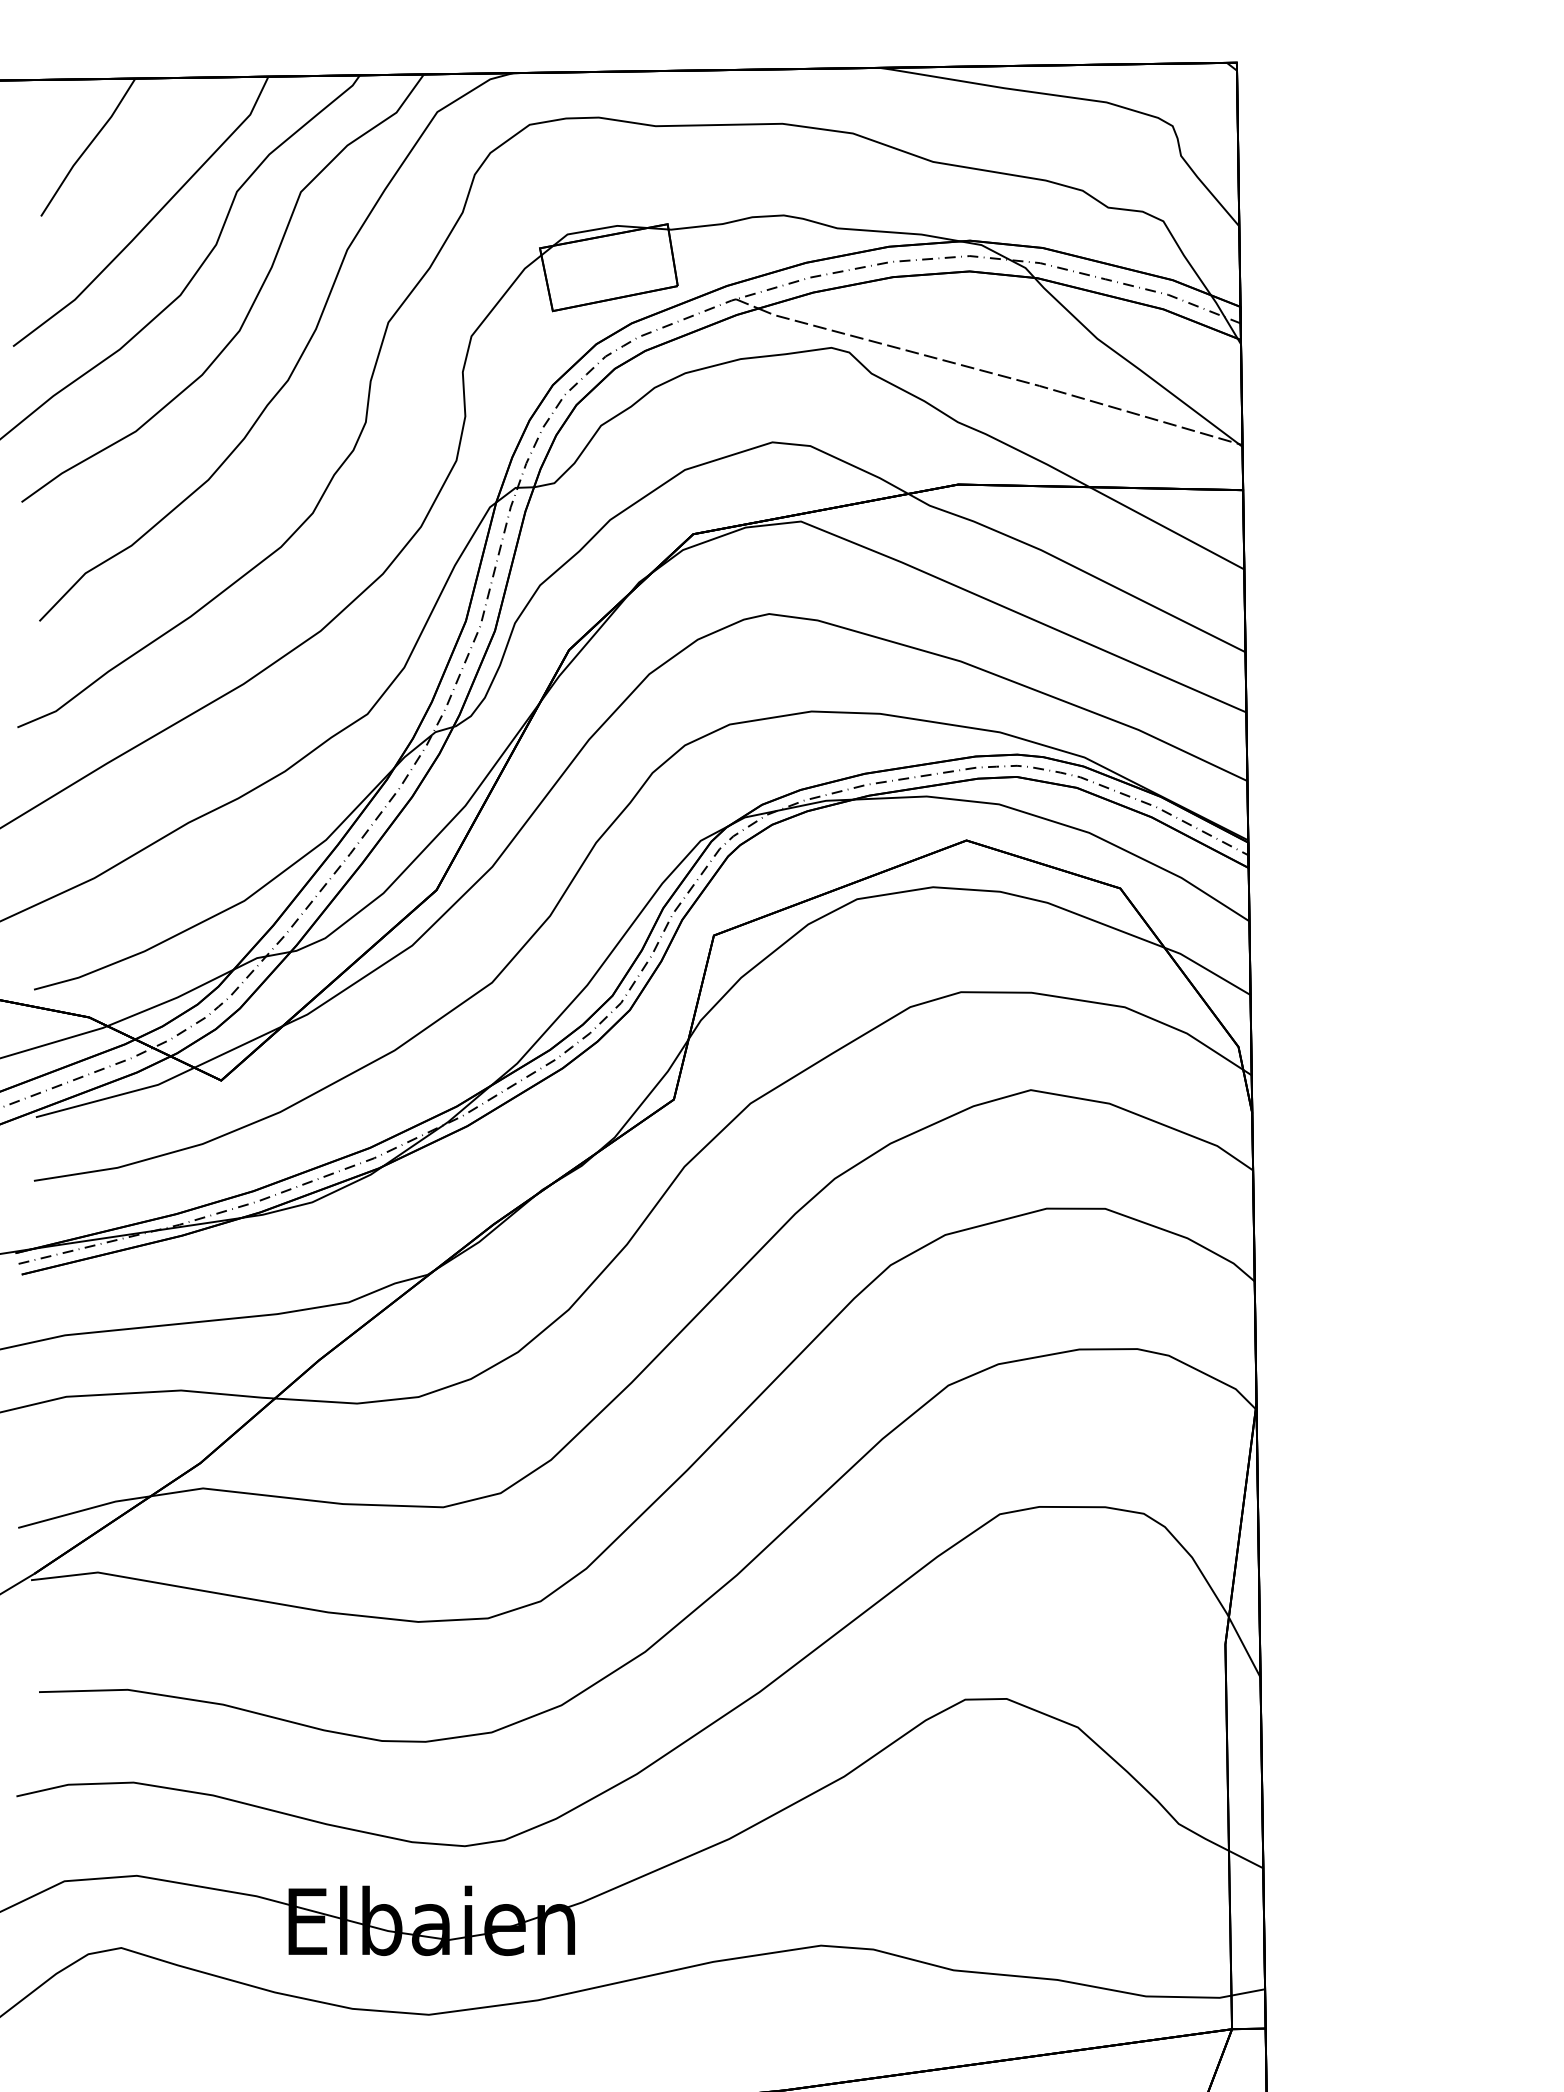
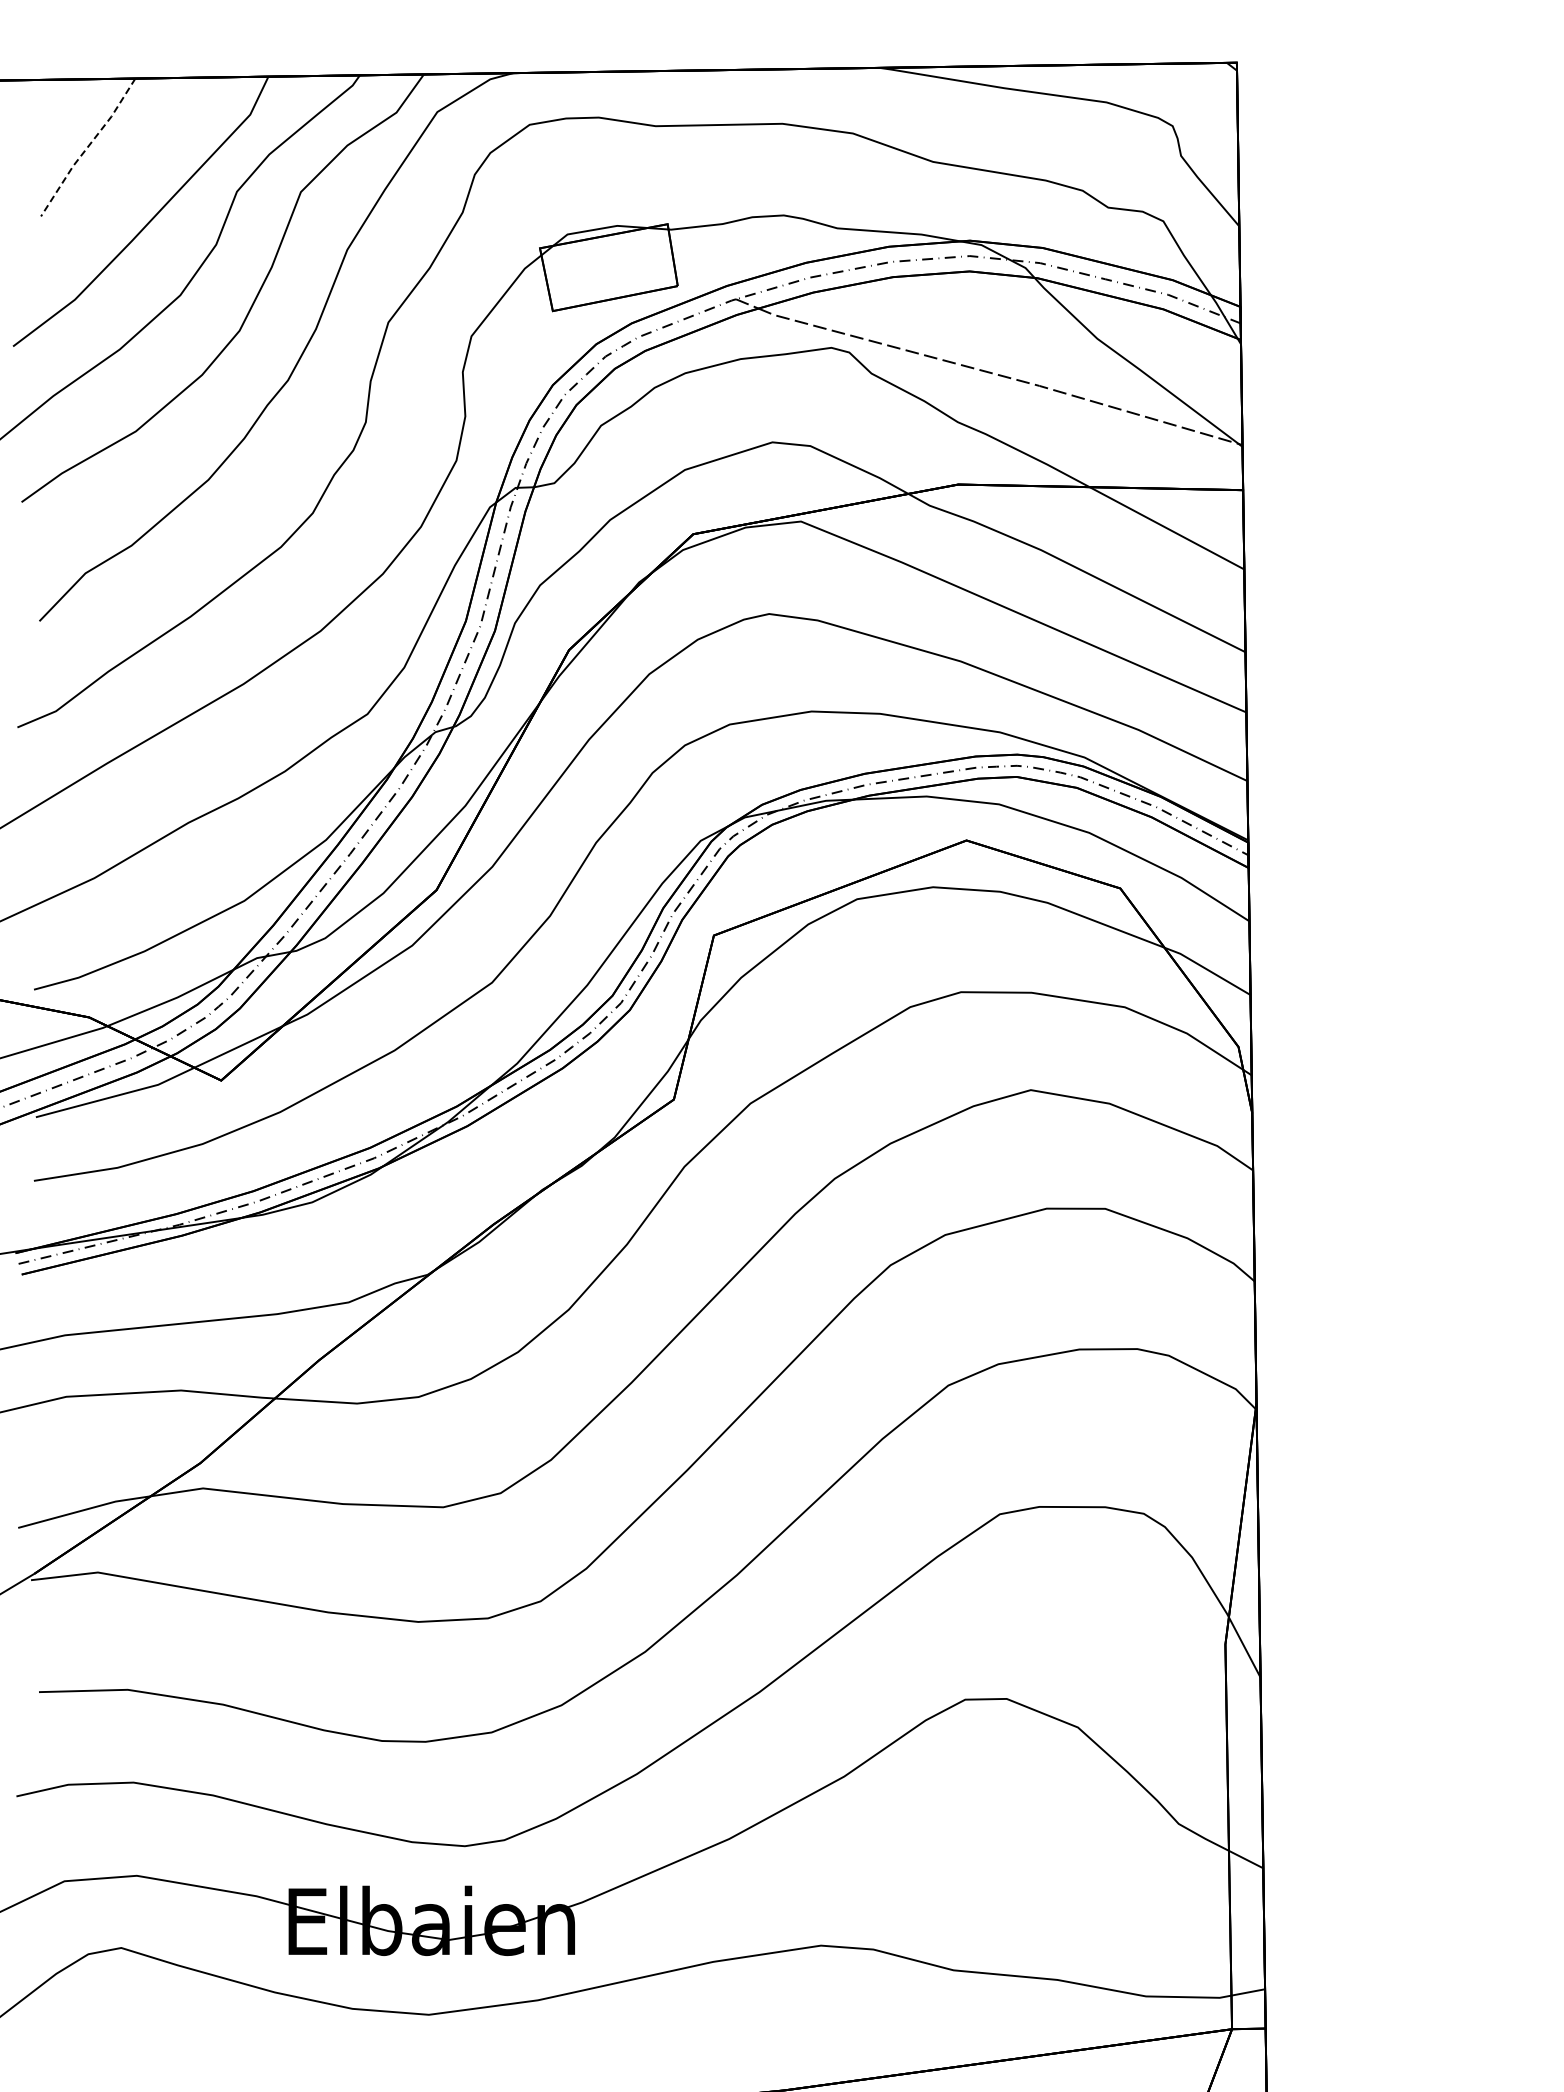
line: solid -> dashed (87, 147)
